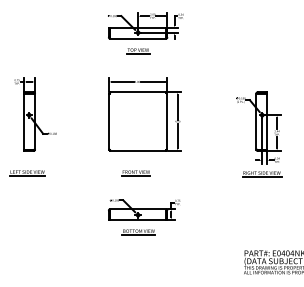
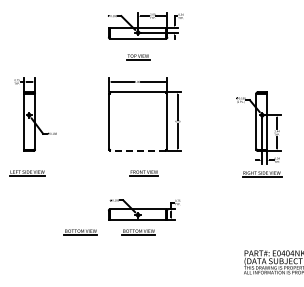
part position: (138, 51) -> (138, 57) (138, 57)
line: solid -> dashed (137, 150)
part position: (135, 173) -> (143, 173) (143, 173)
part: none -> present (80, 232)
